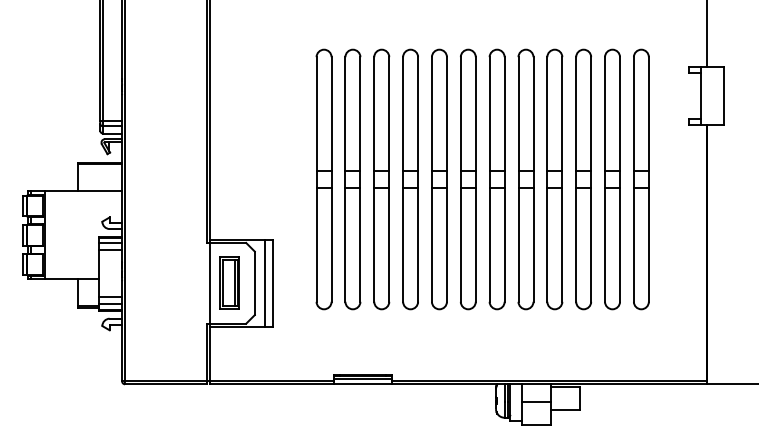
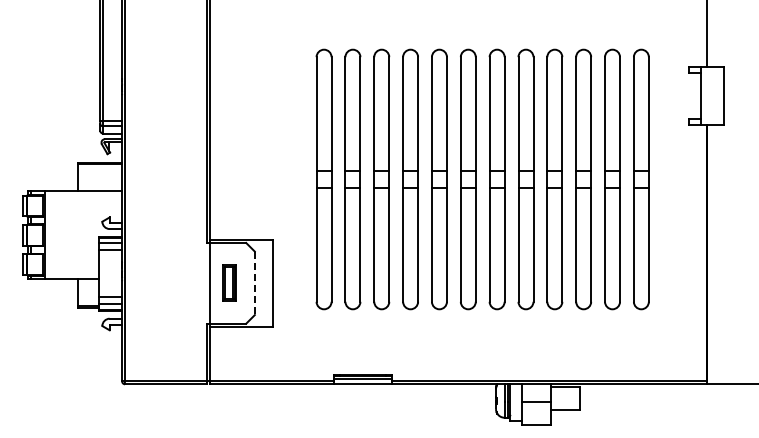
part size: 21x54 px -> 15x38 px (229, 282)
line: solid -> dashed (254, 283)
line: present -> none (264, 283)
